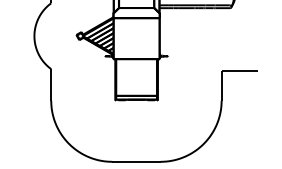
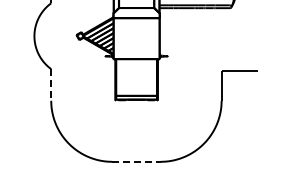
line: solid -> dashed (51, 84)
line: solid -> dashed (136, 161)
